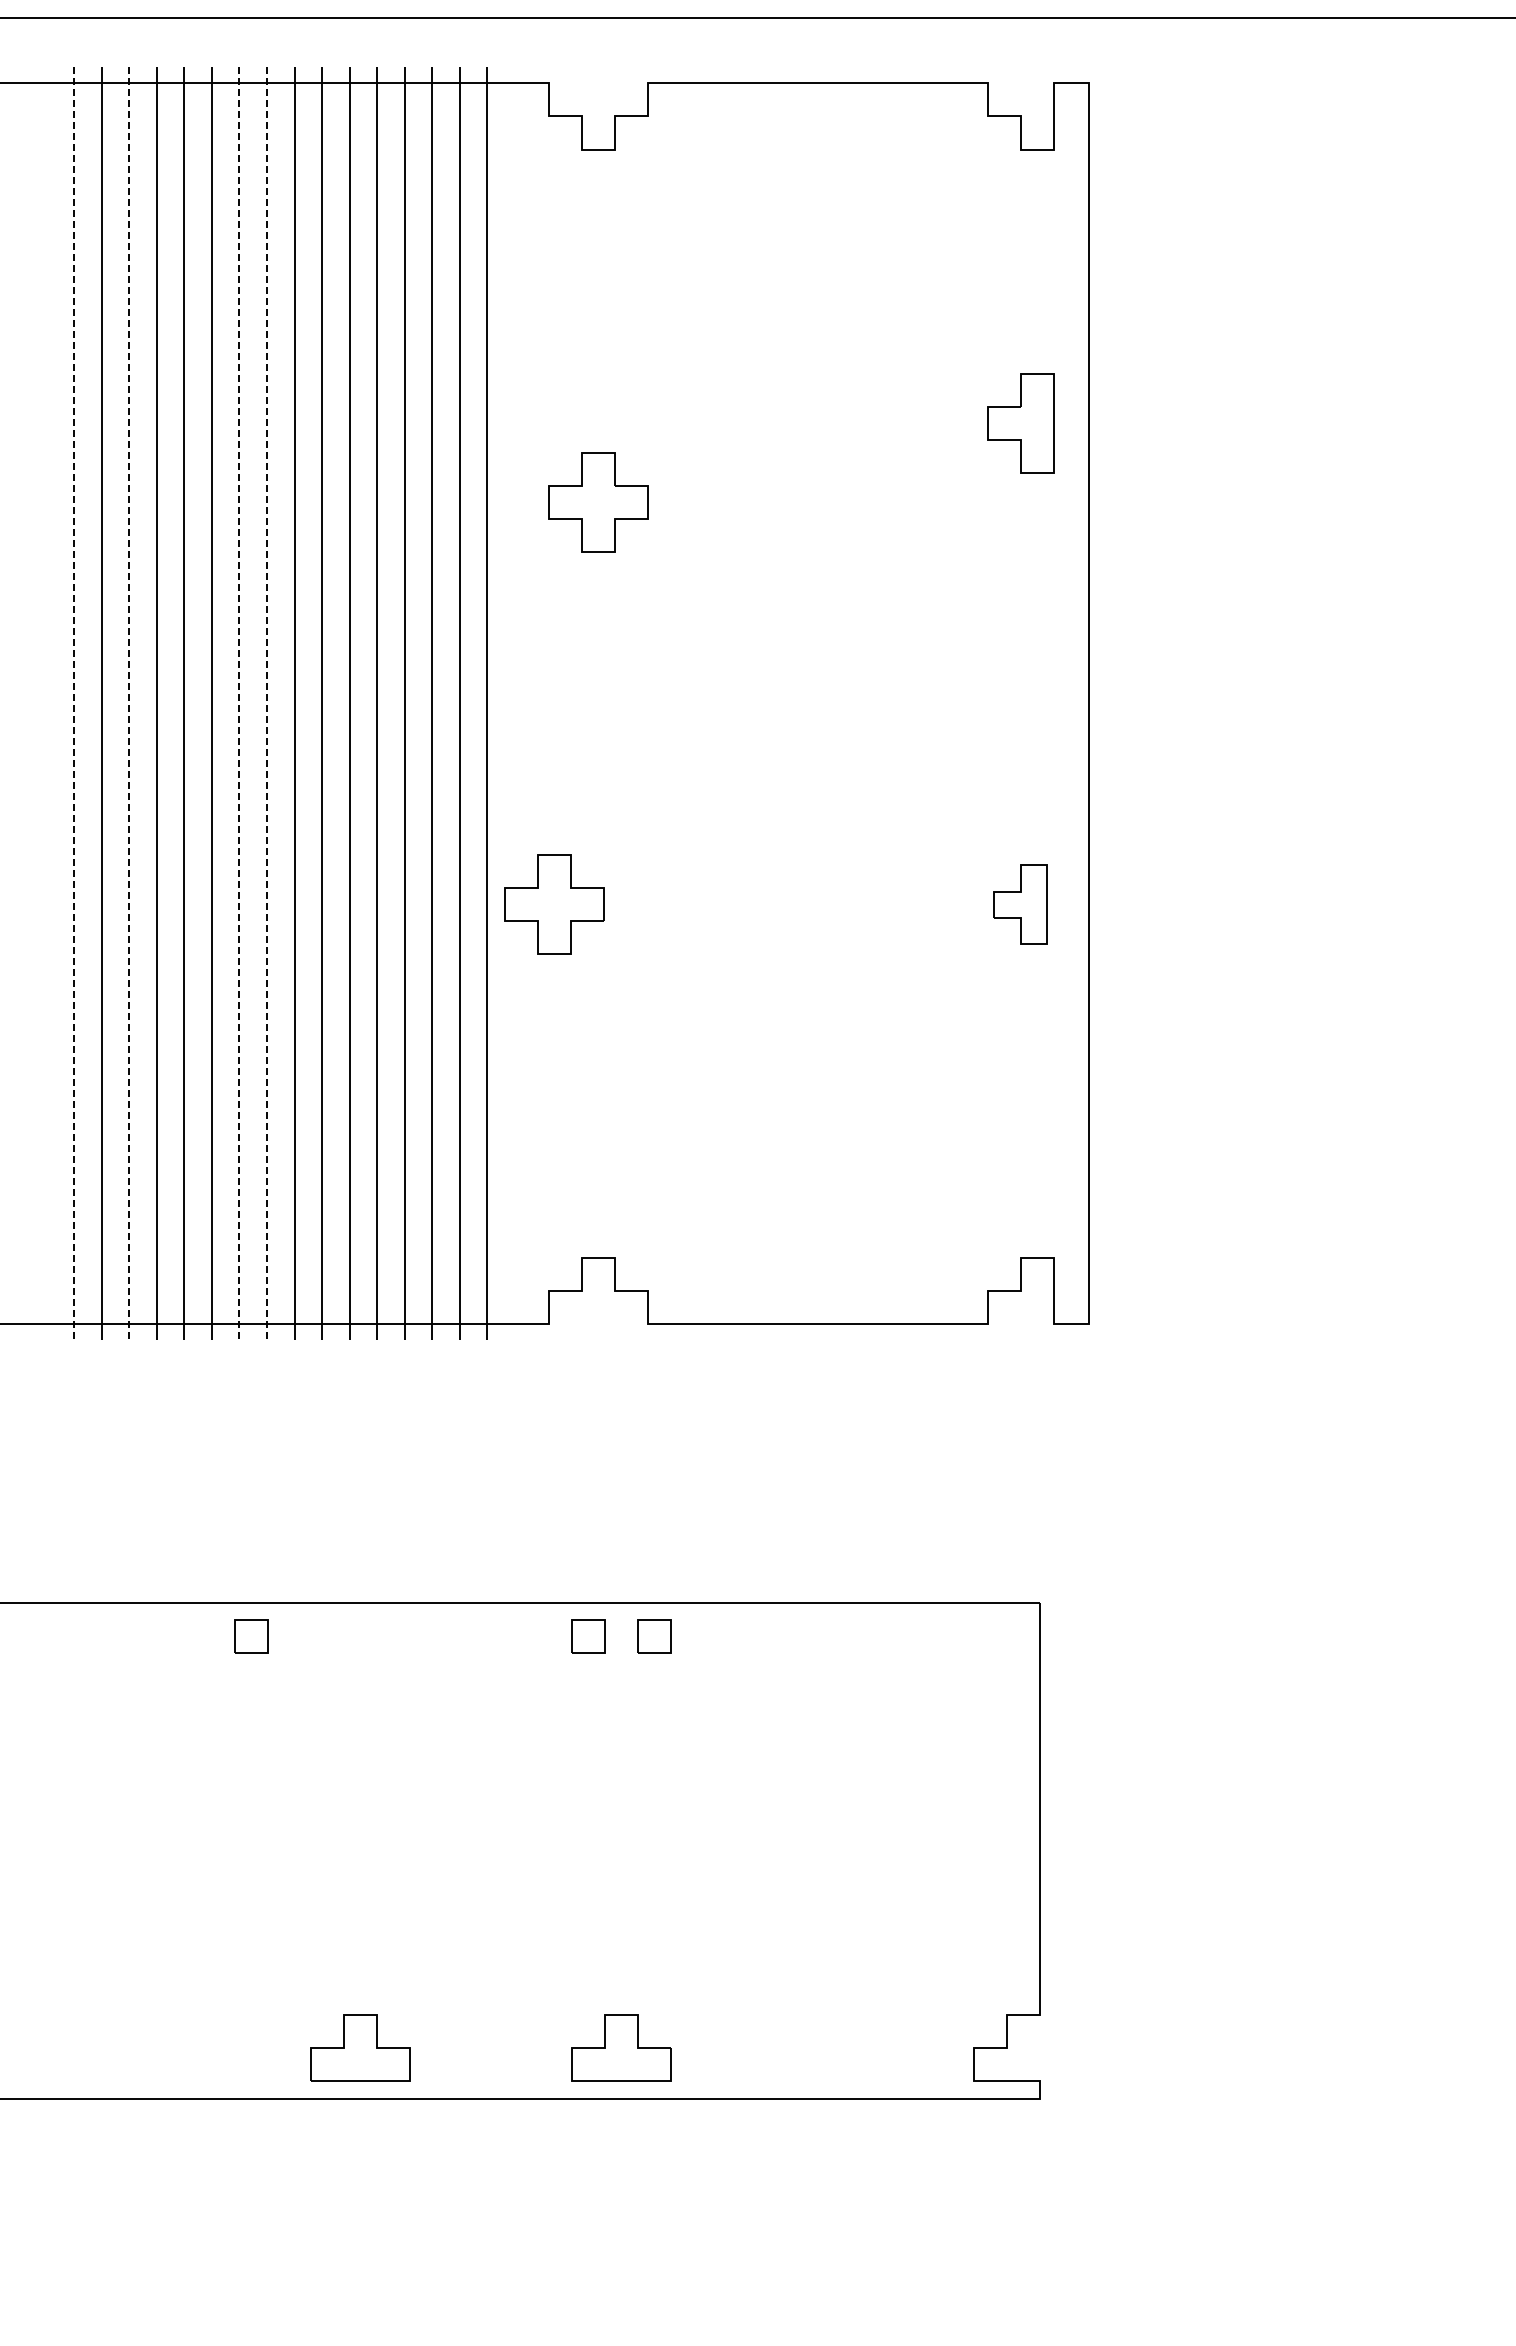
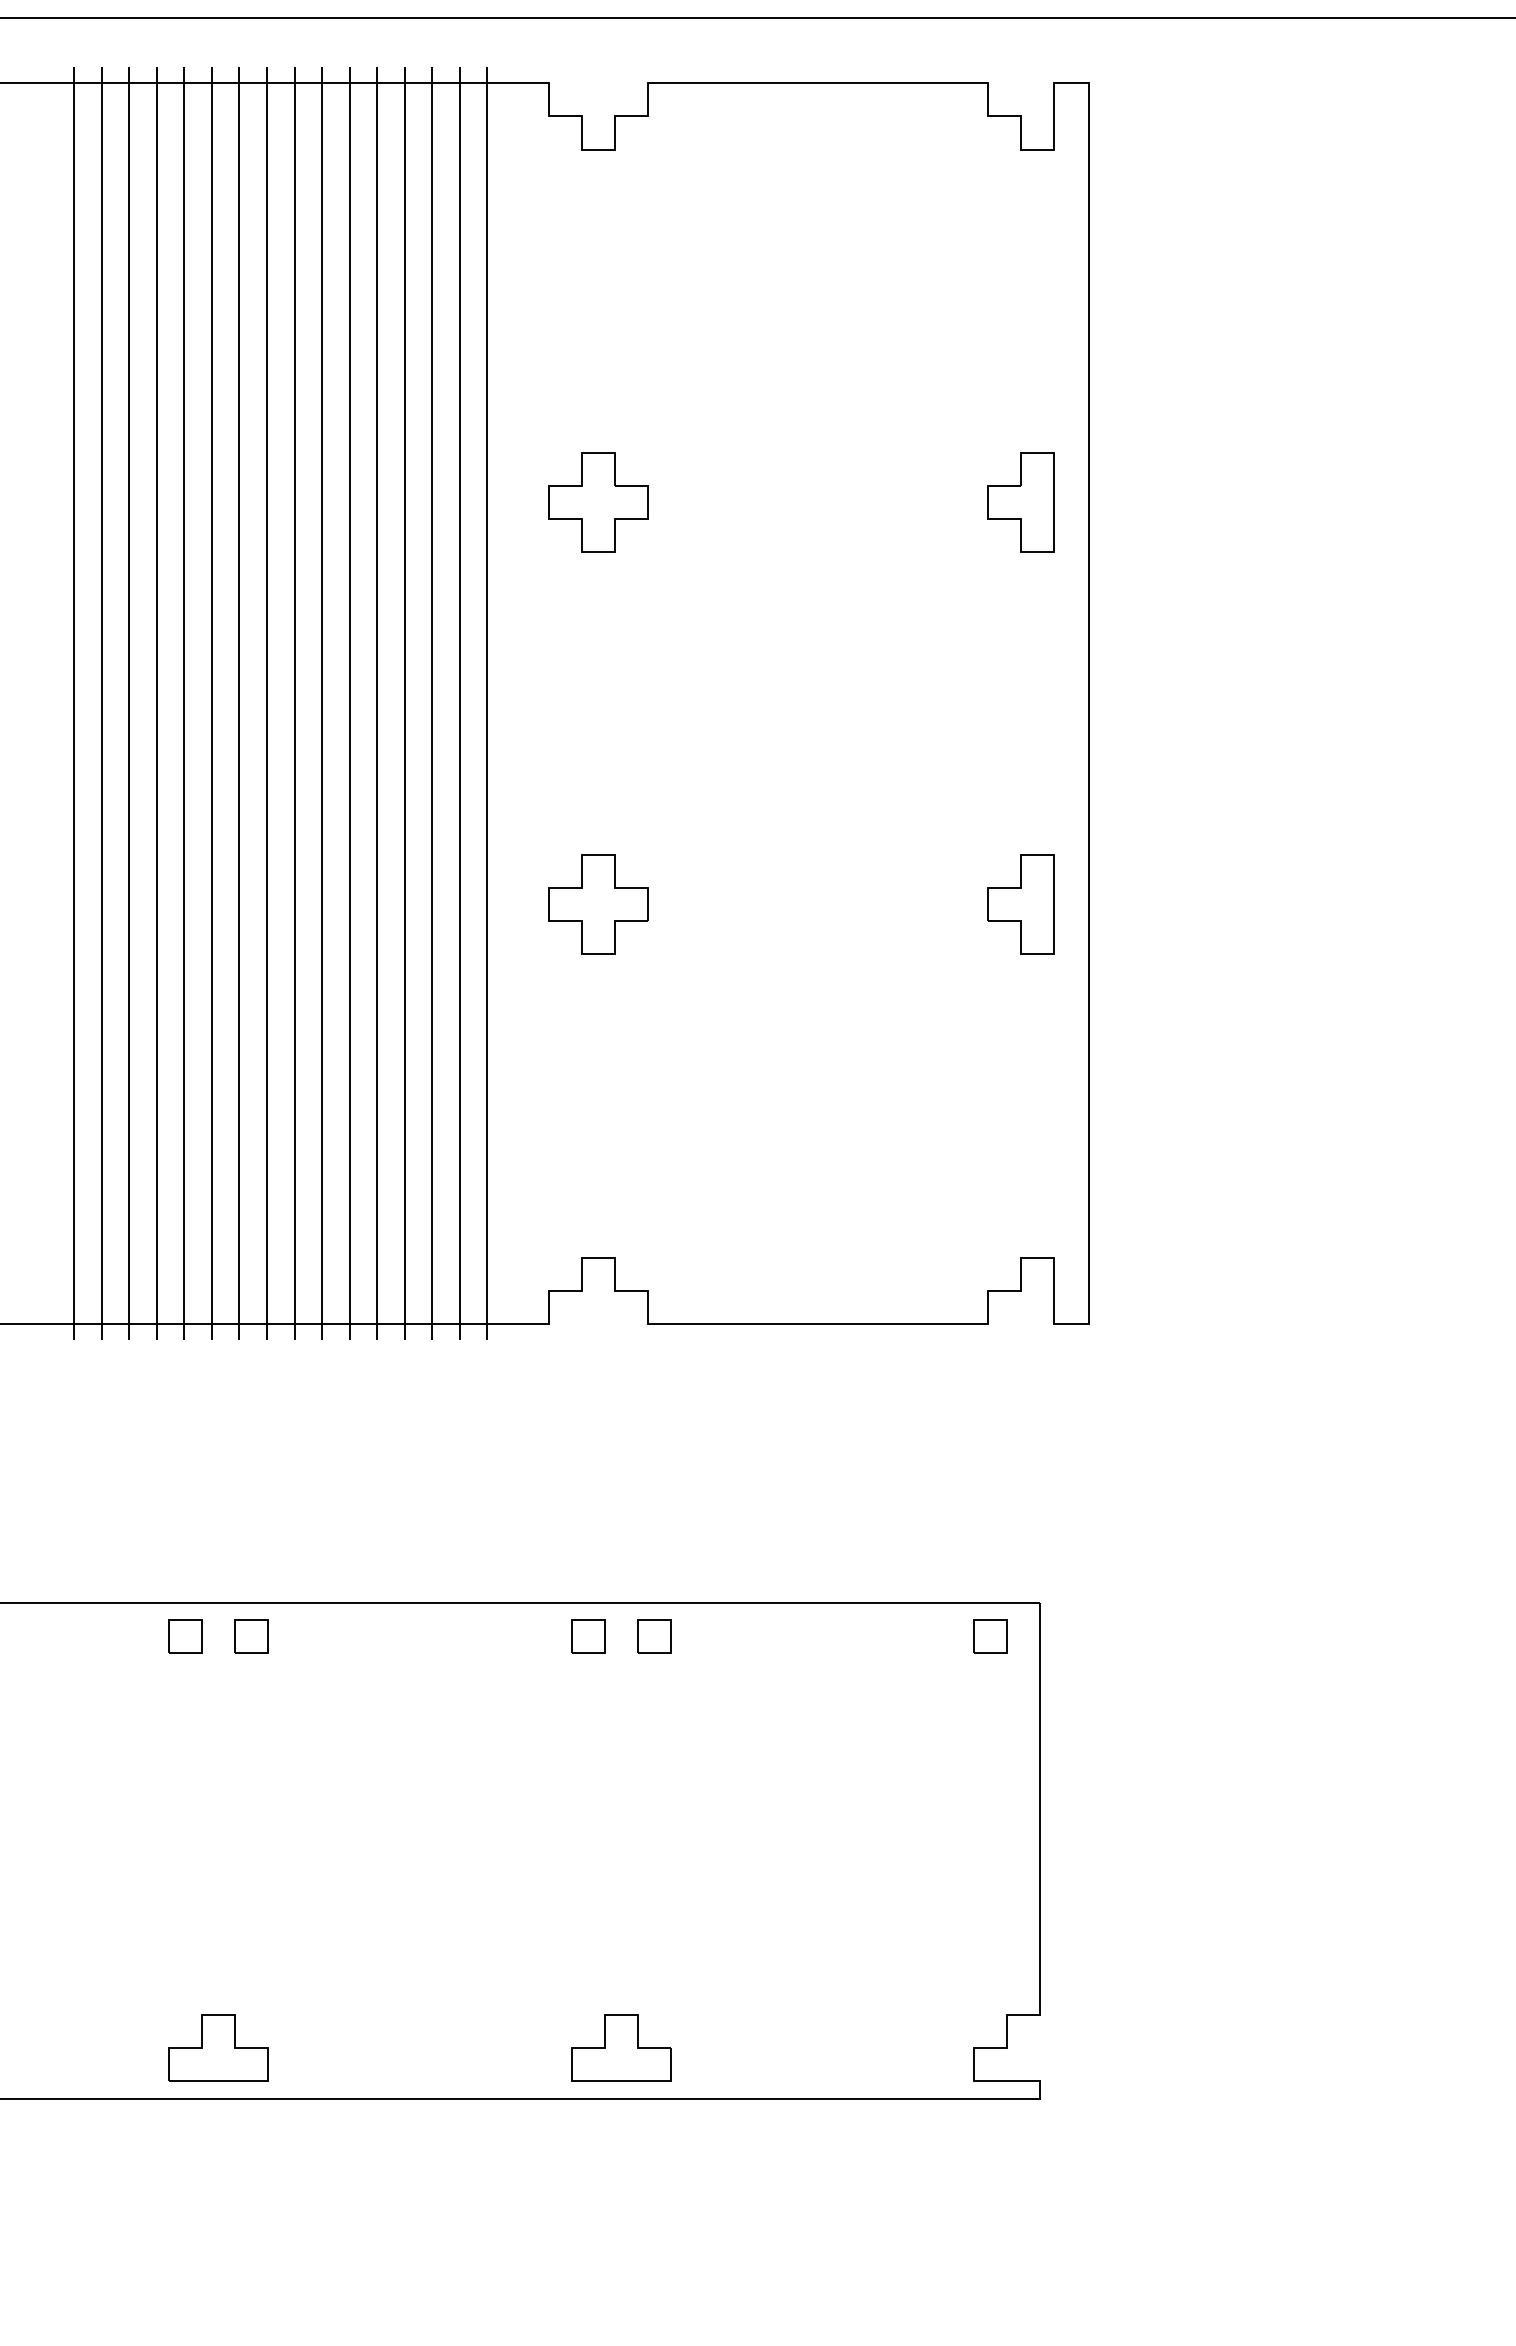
part position: (1020, 423) -> (1020, 502) (1020, 502)
line: dashed -> solid (73, 704)
line: dashed -> solid (129, 704)
line: dashed -> solid (239, 704)
line: dashed -> solid (266, 704)
part position: (554, 904) -> (598, 904) (598, 904)
part size: 55x81 px -> 68x101 px (1020, 904)
part: none -> present (185, 1636)
part: none -> present (990, 1636)
part position: (360, 2047) -> (218, 2047) (218, 2047)
